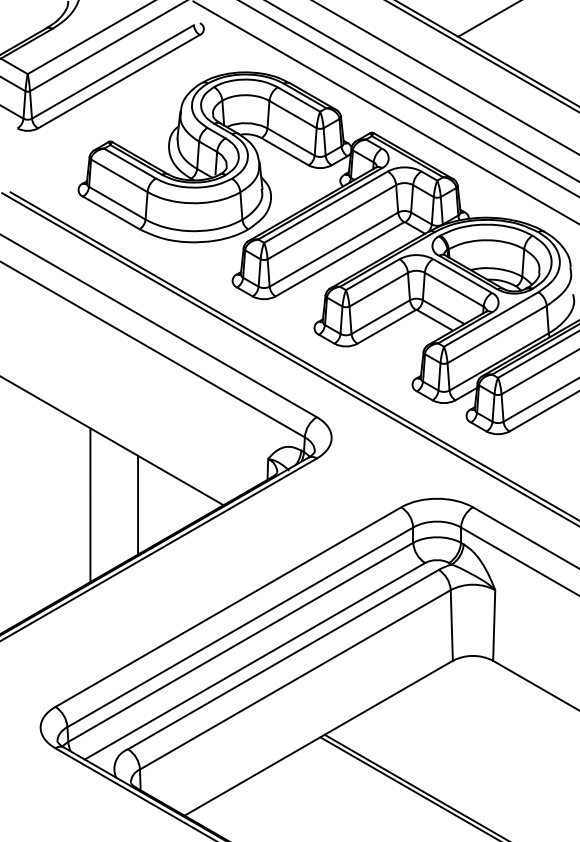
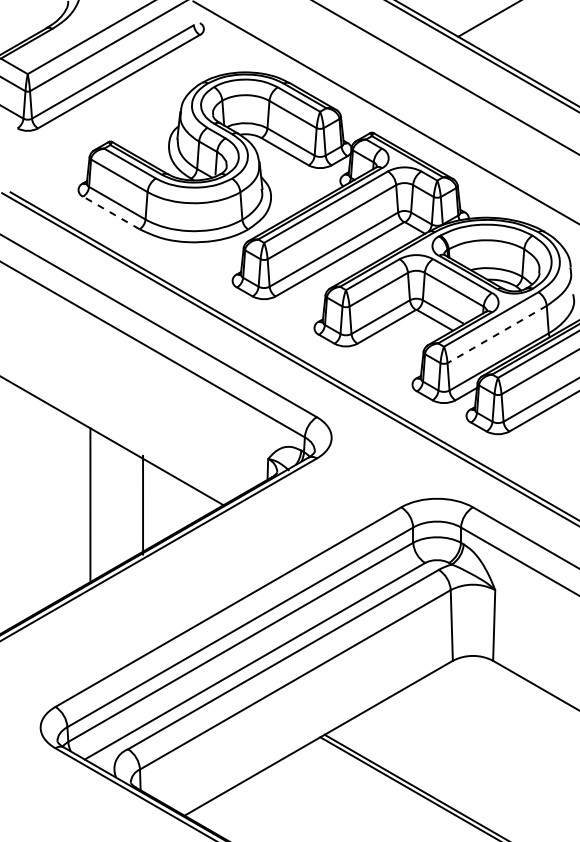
line: present -> none (422, 91)
line: present -> none (408, 98)
line: solid -> dashed (111, 212)
line: solid -> dashed (496, 334)
line position: (138, 504) -> (143, 504) (143, 504)
